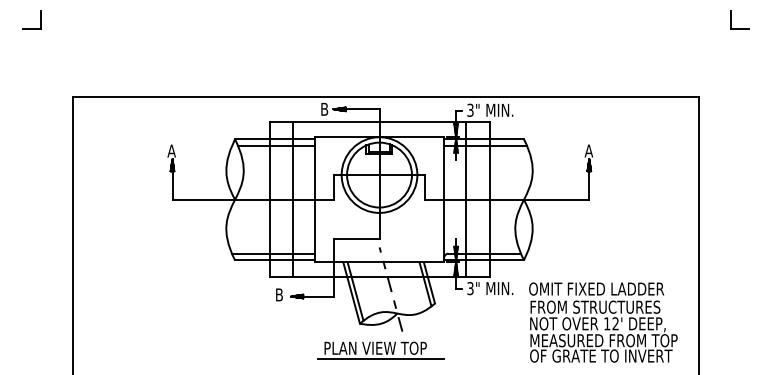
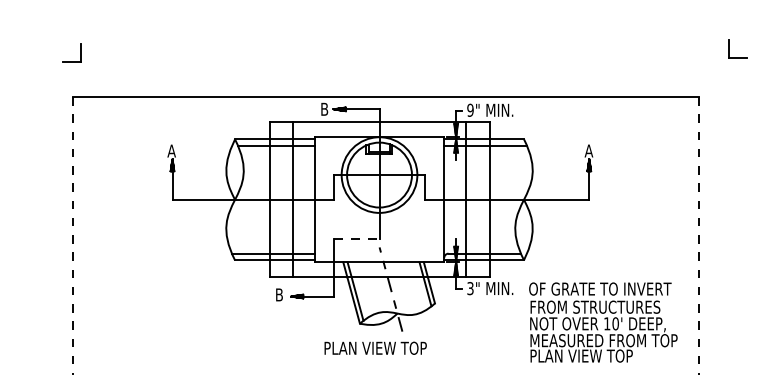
part position: (40, 19) -> (80, 52) (80, 52)
part position: (731, 19) -> (729, 48) (729, 48)
text: 3" -> 9" (470, 109)
line: solid -> dashed (73, 236)
line: solid -> dashed (698, 236)
line: solid -> dashed (356, 238)
text: OMIT FIXED LADDER -> OF GRATE TO INVERT (606, 288)
text: 12' -> 10' (615, 323)
text: OF GRATE TO INVERT -> PLAN VIEW TOP (601, 355)
line: present -> none (380, 358)
